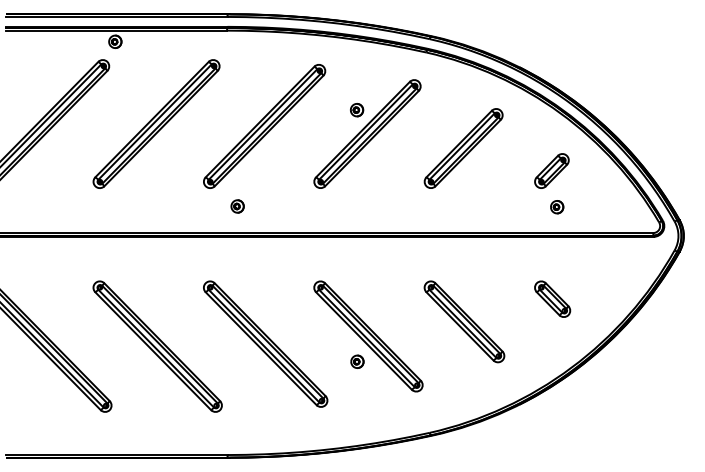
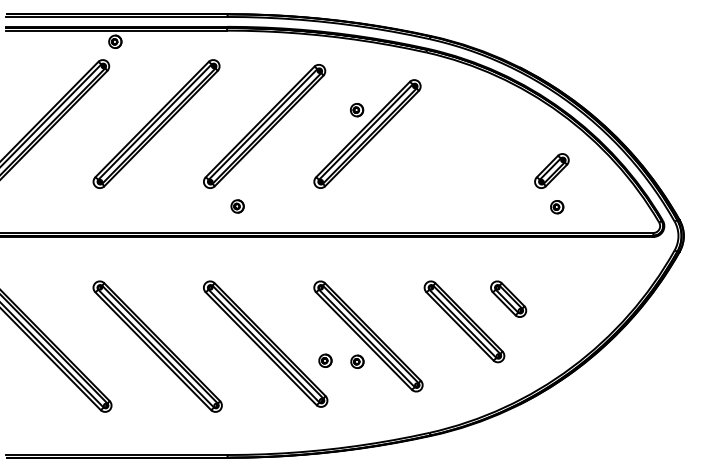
part: present -> none (463, 148)
part position: (552, 298) -> (508, 298) (508, 298)
part: none -> present (325, 360)
